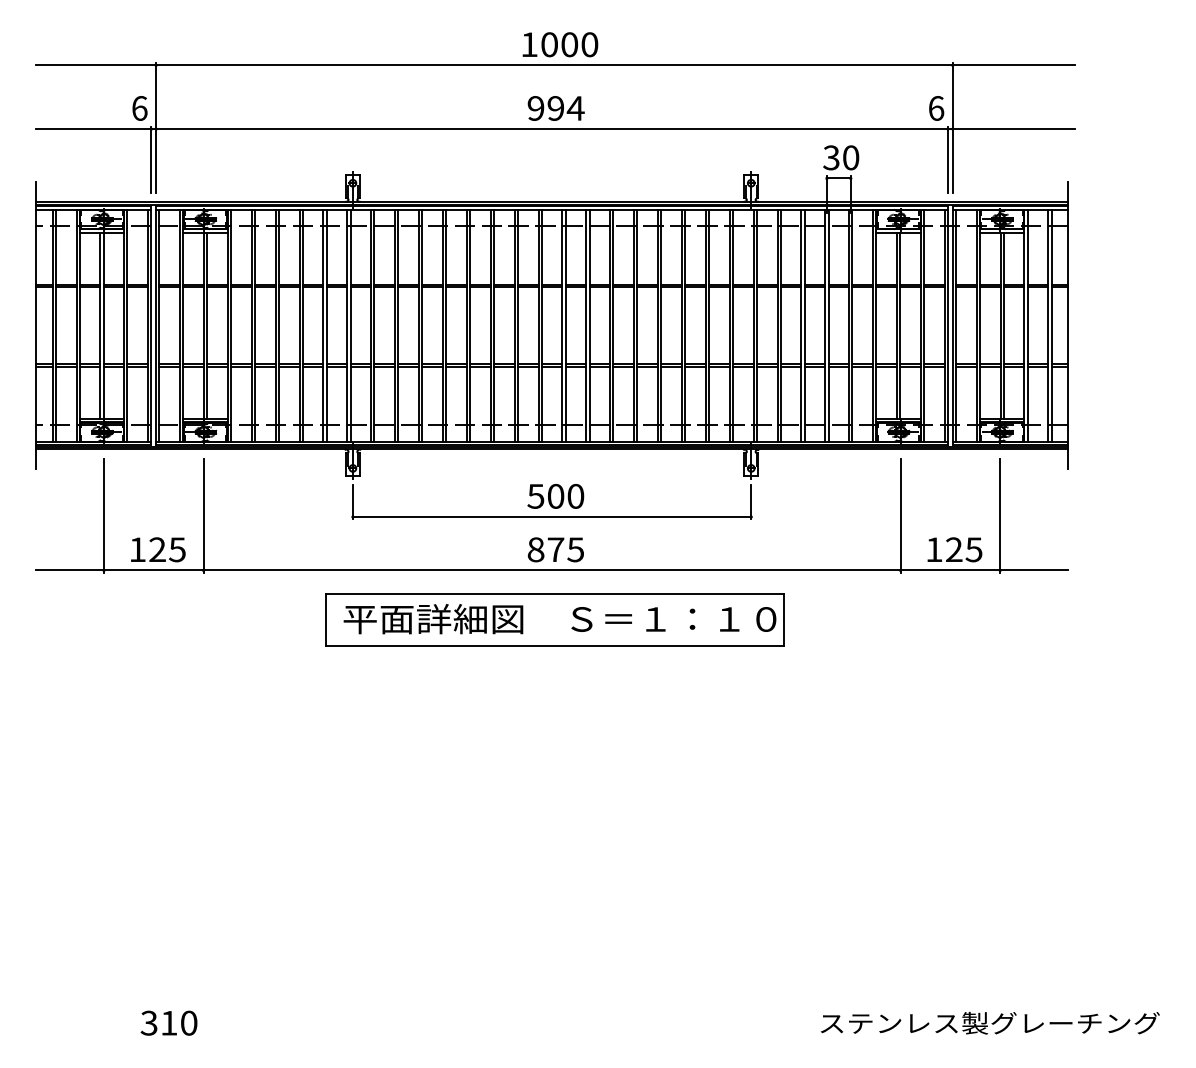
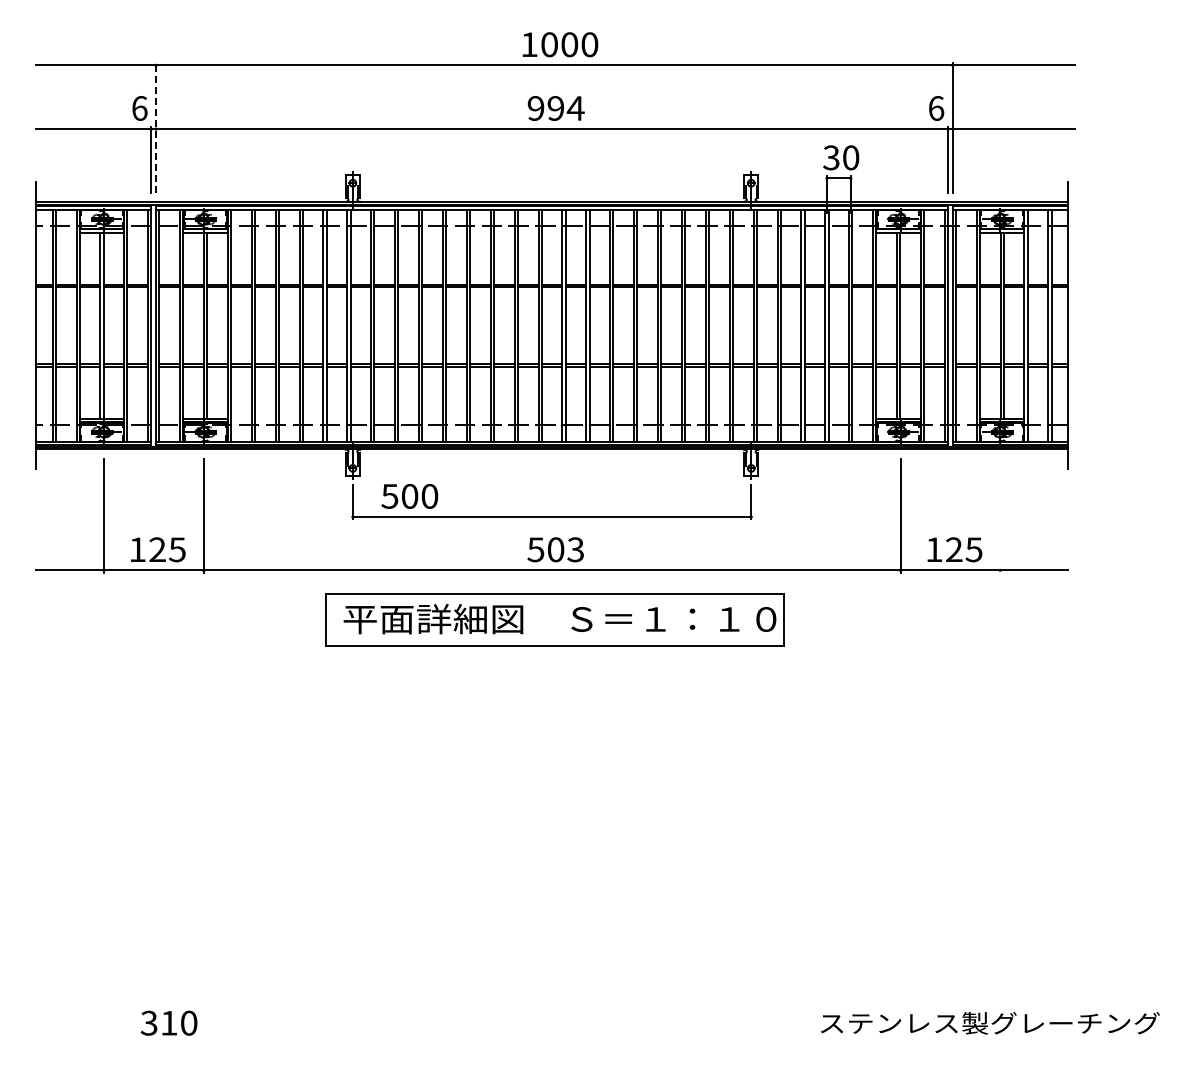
line: solid -> dashed (156, 127)
text position: (555, 496) -> (409, 496) (409, 496)
line: present -> none (1000, 515)
text: 875 -> 503 (555, 549)
